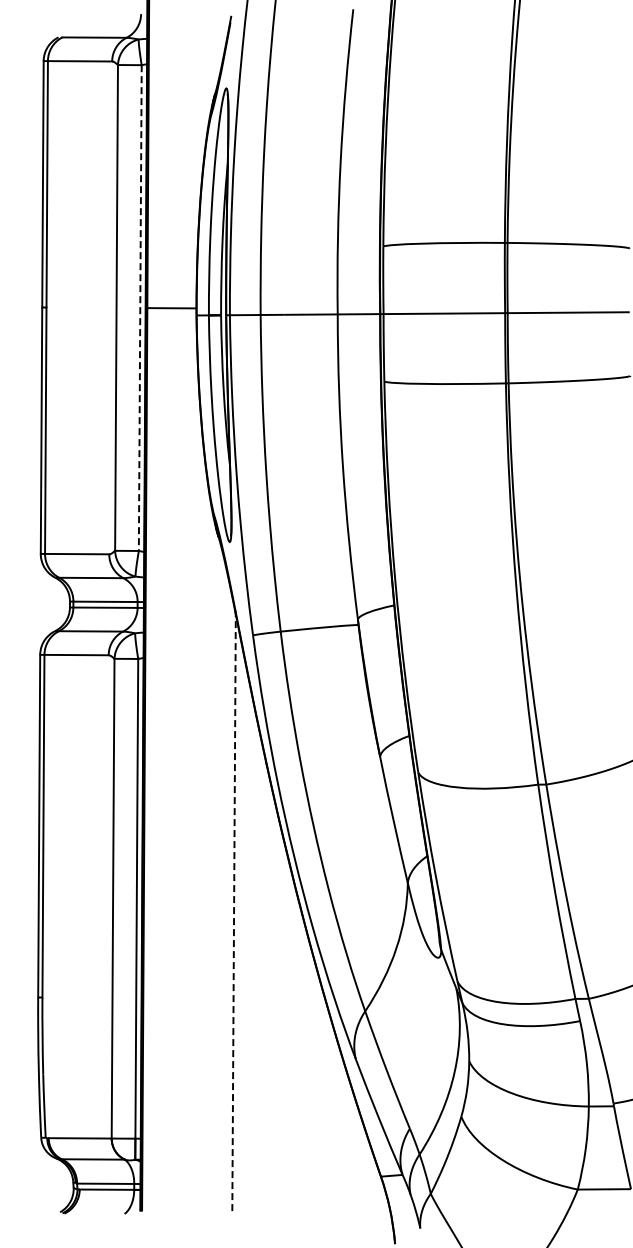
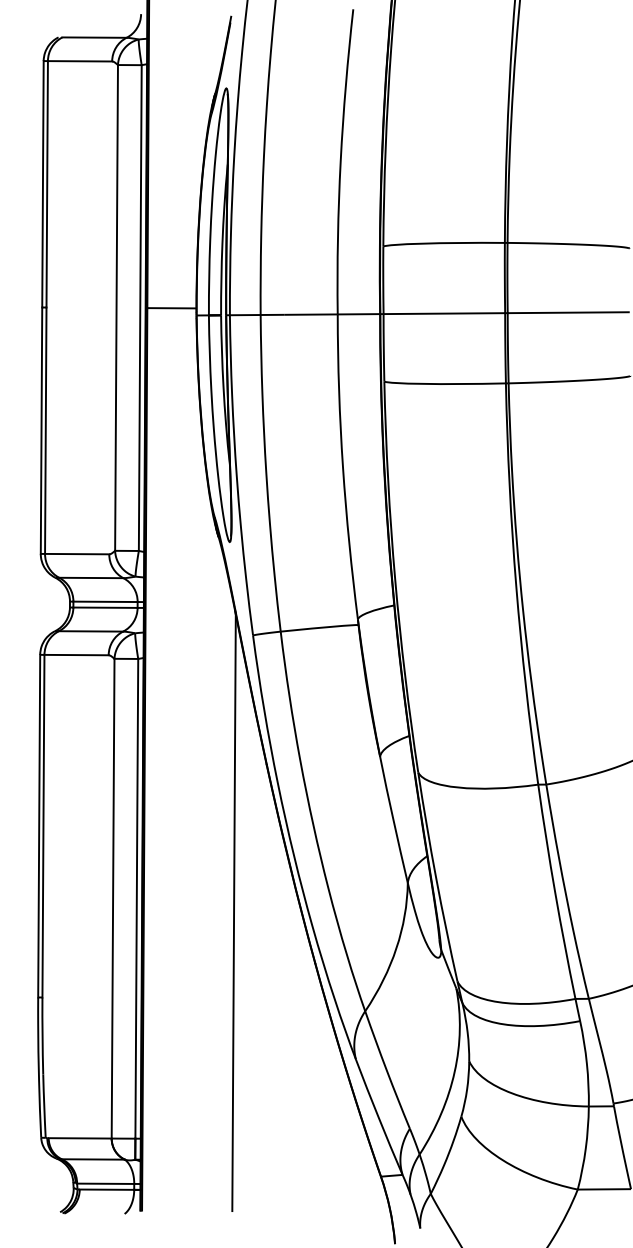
line: dashed -> solid (140, 308)
line: dashed -> solid (234, 912)
